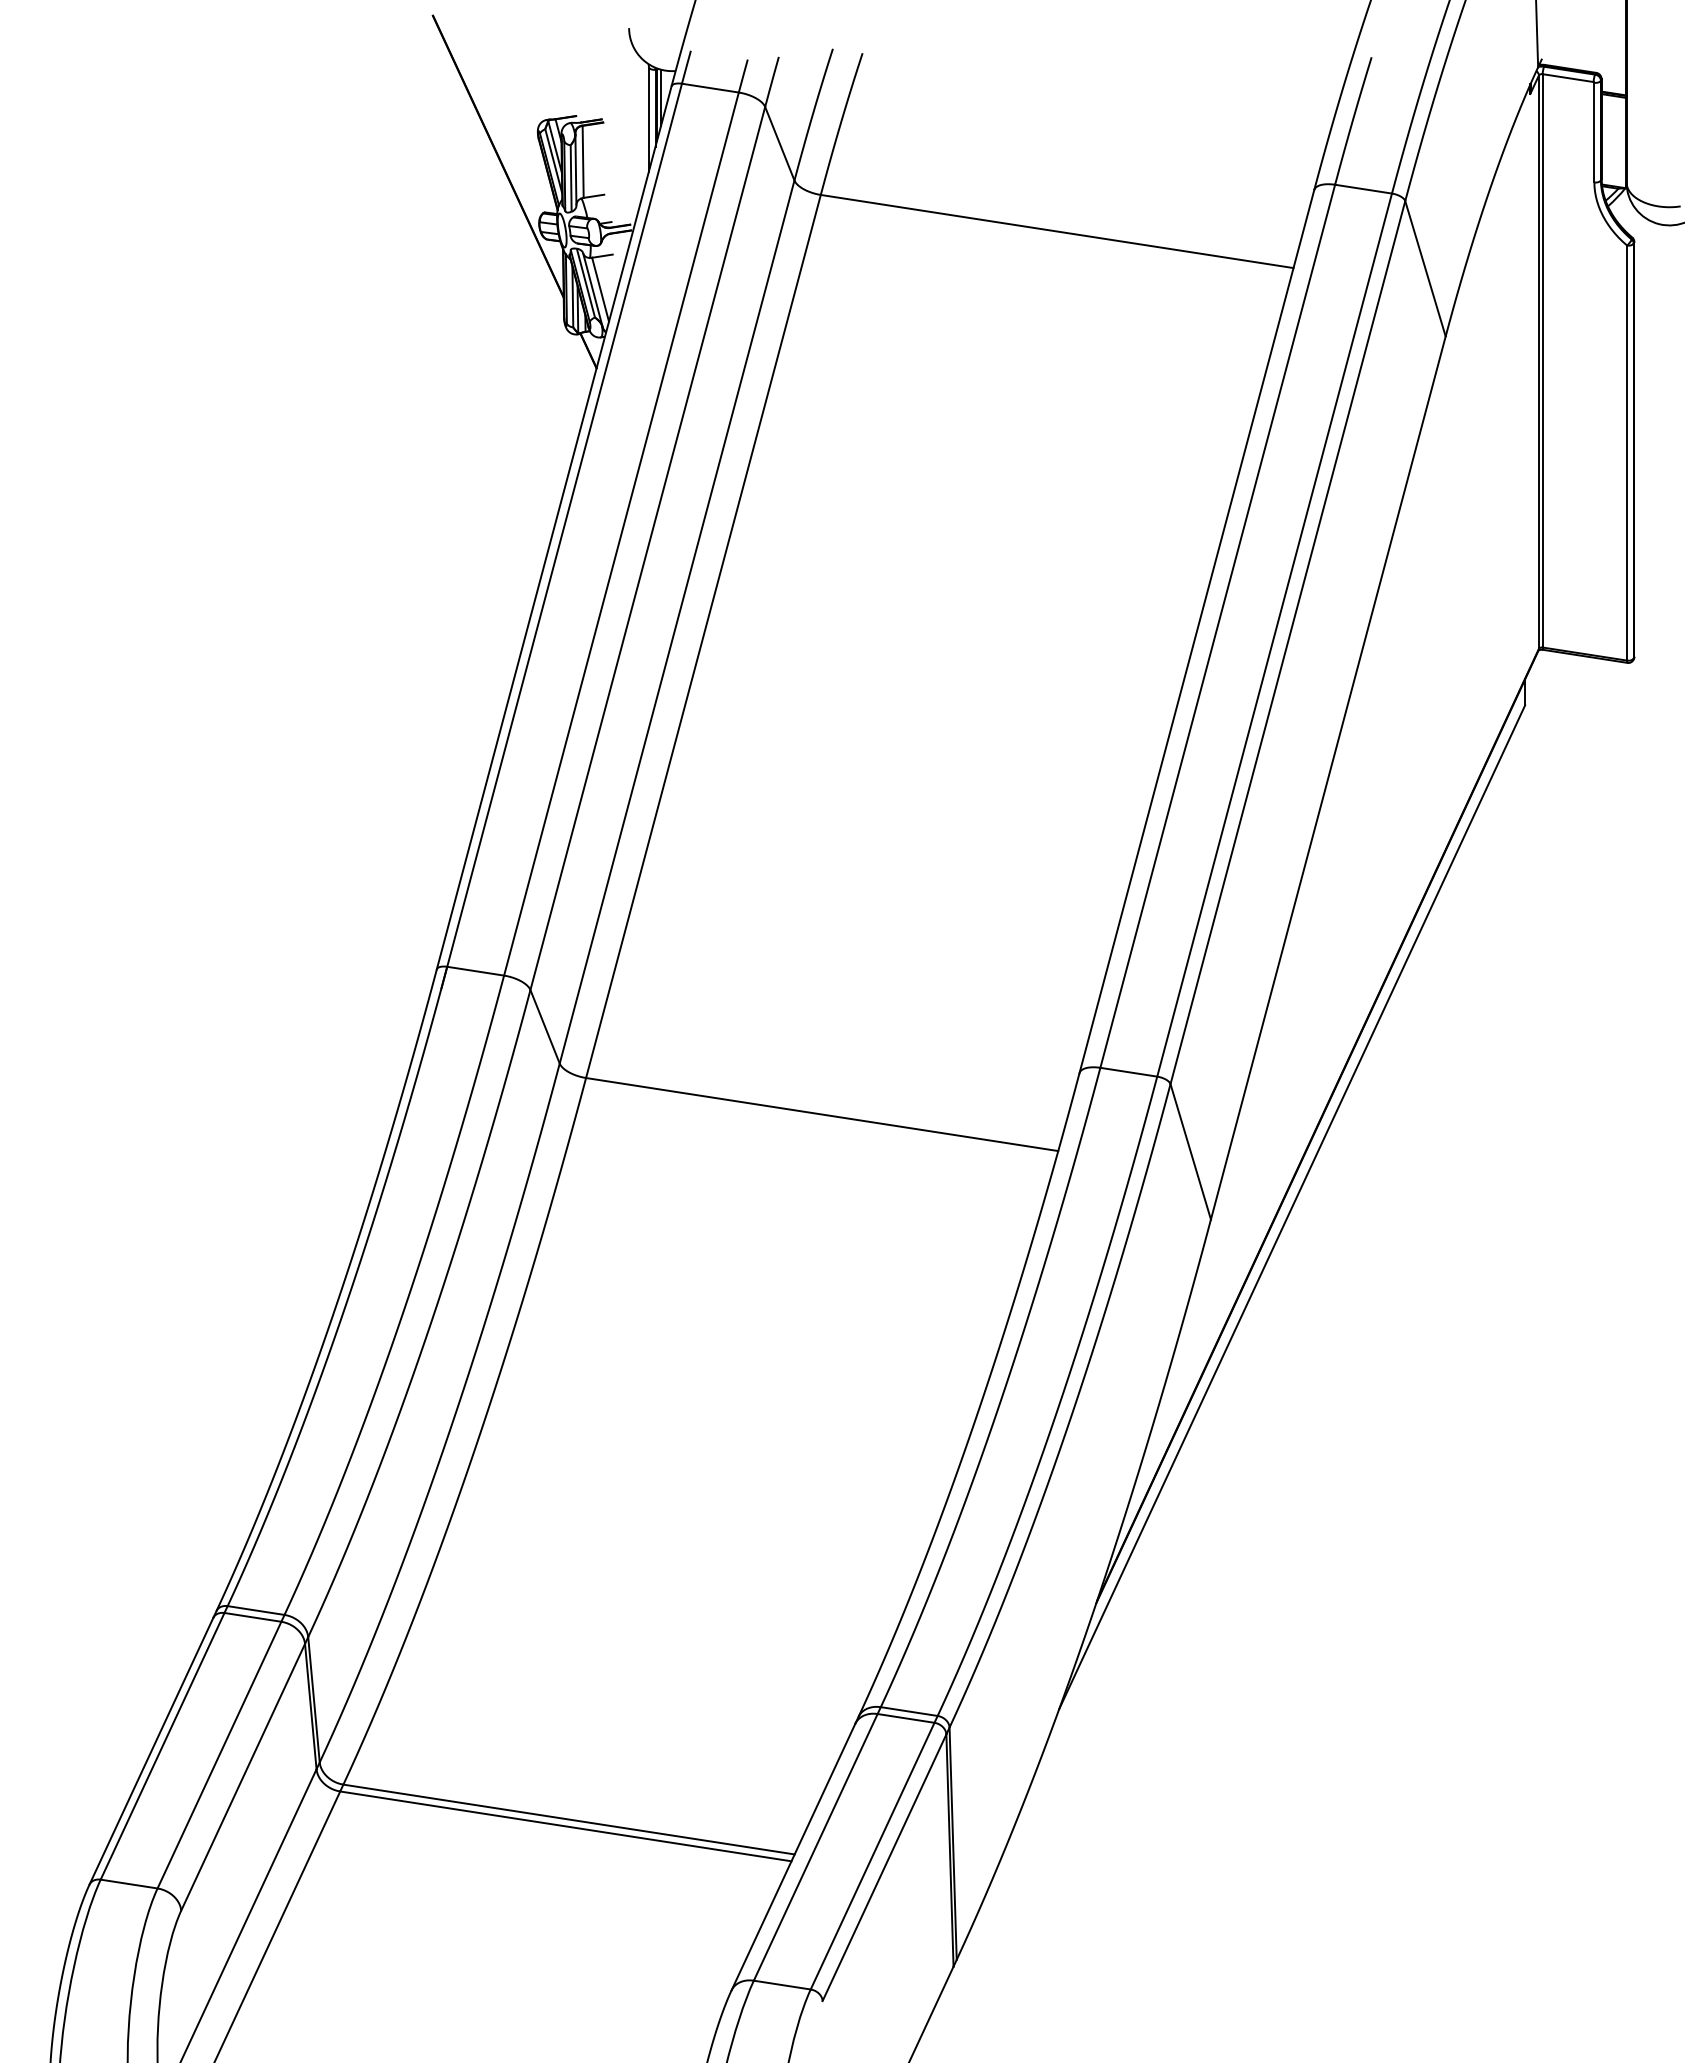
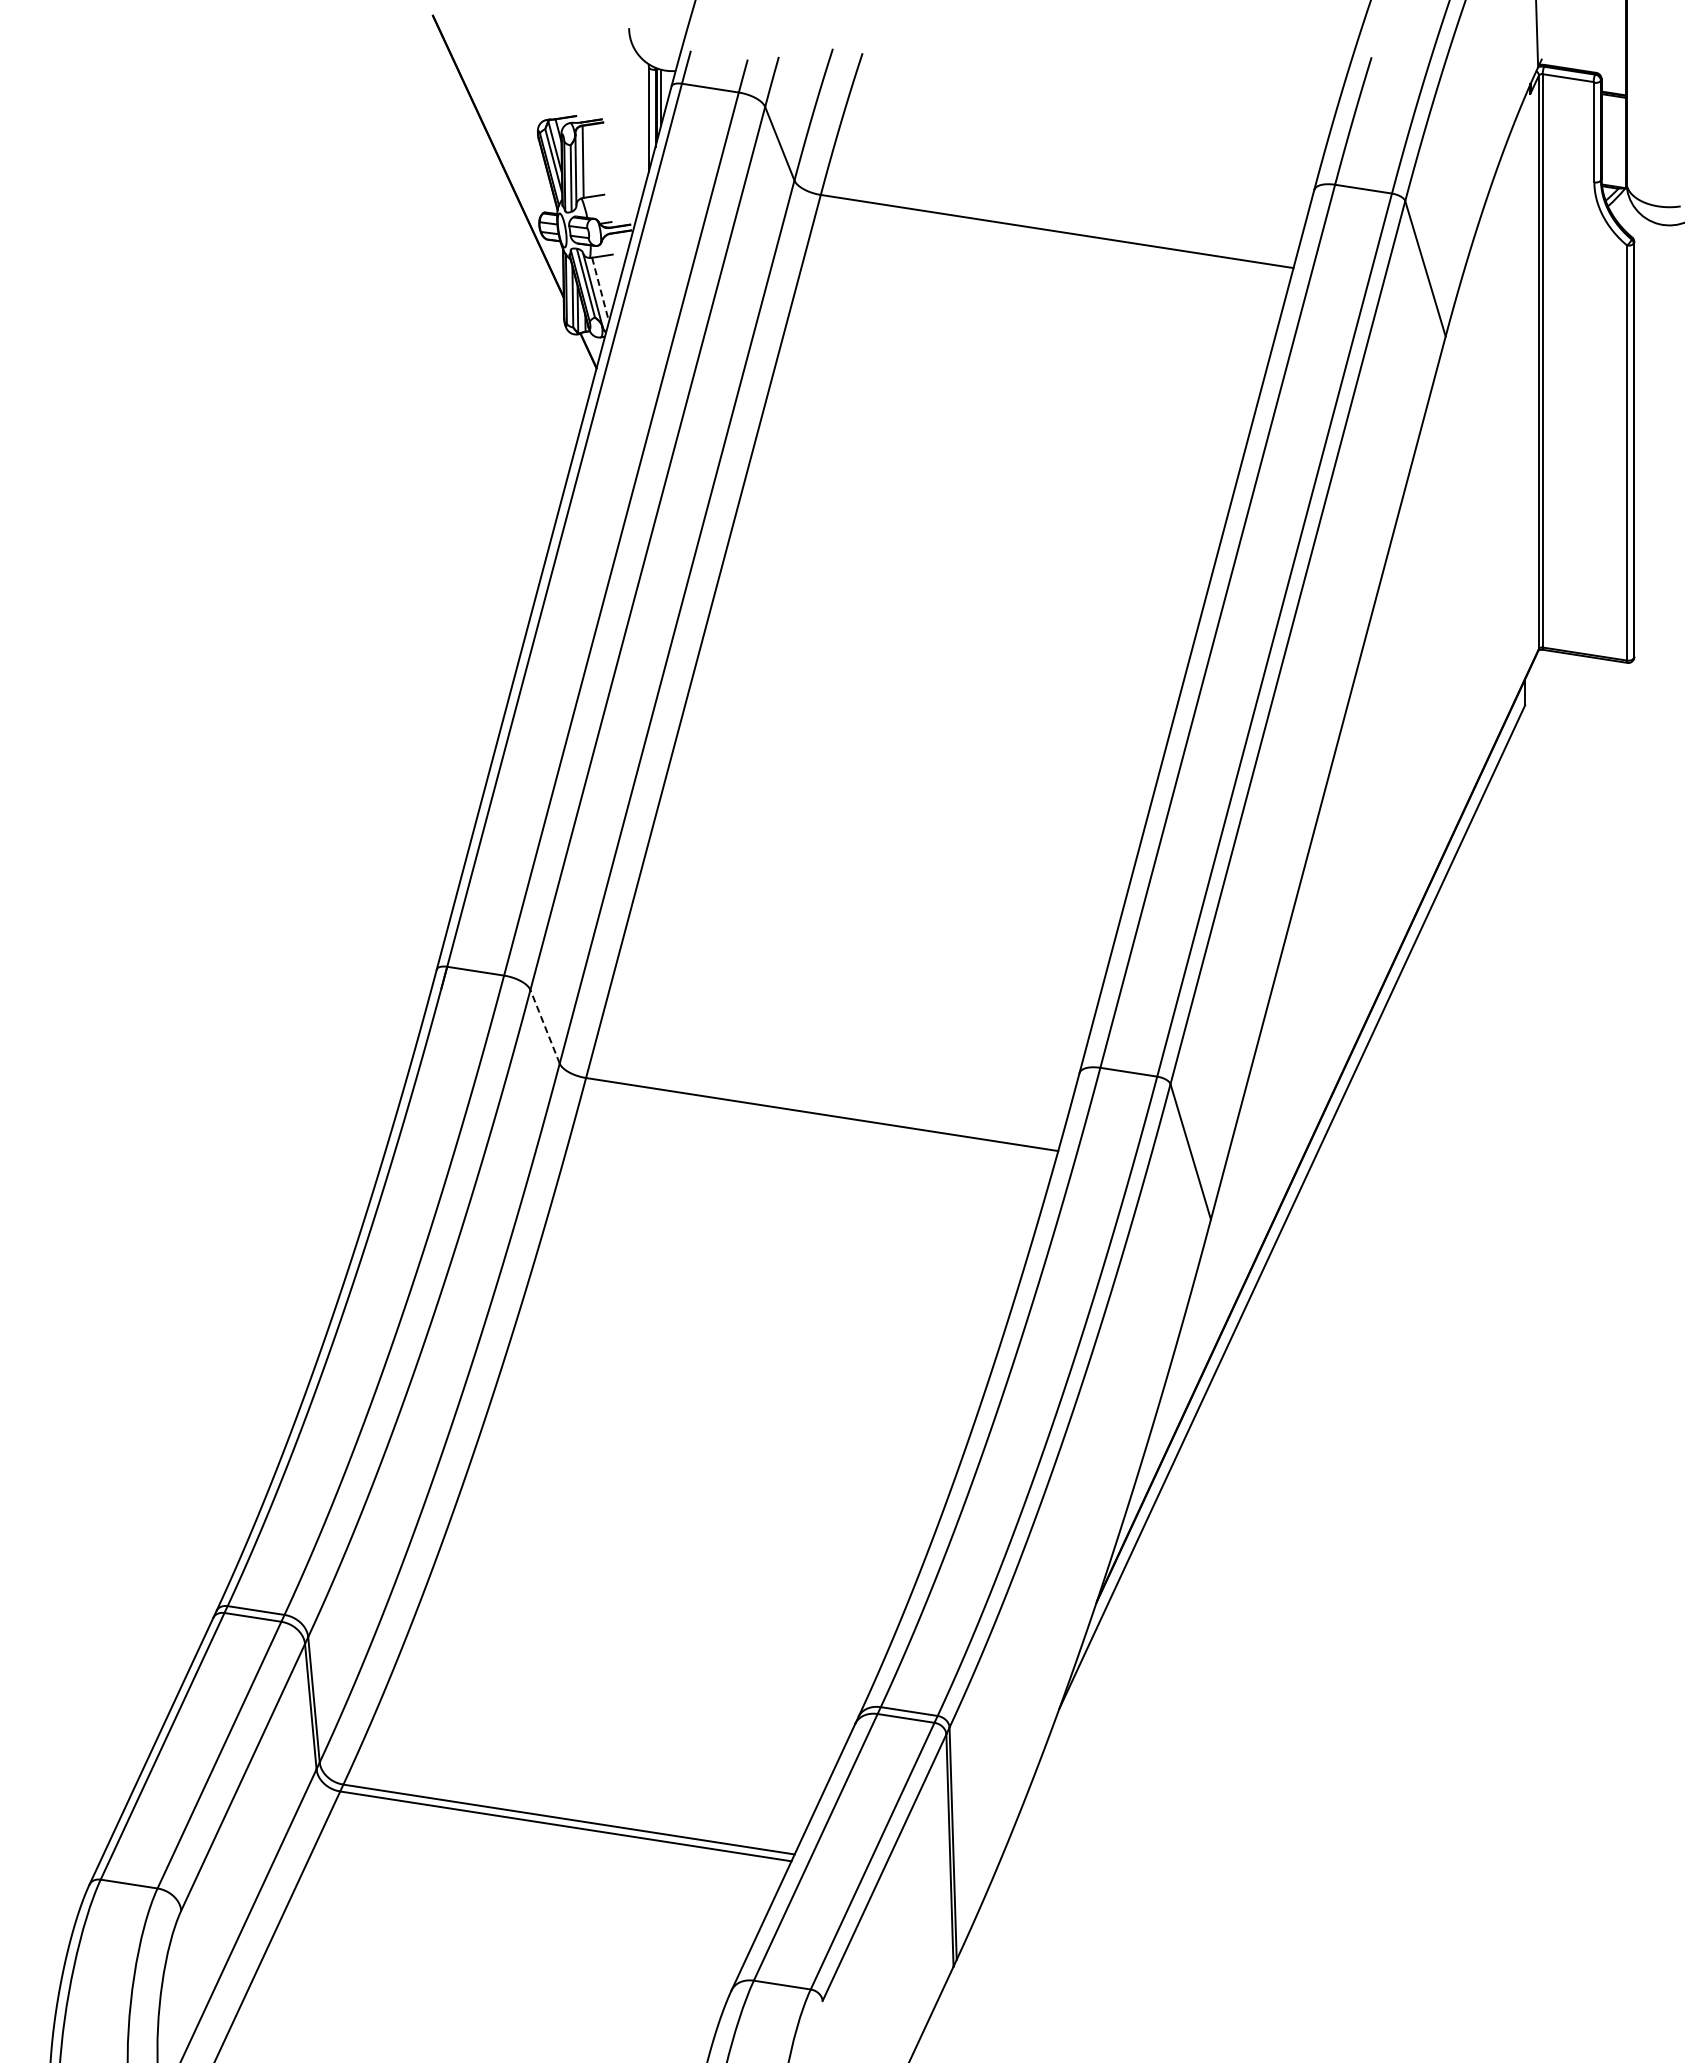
line: solid -> dashed (600, 290)
line: solid -> dashed (545, 1026)
